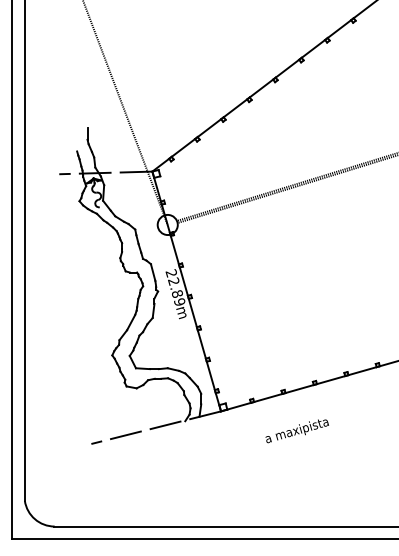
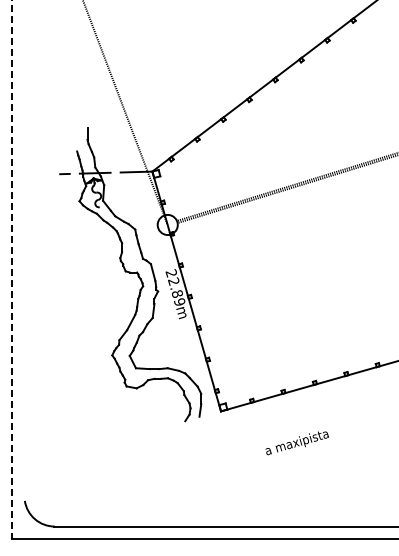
line: present -> none (24, 251)
line: solid -> dashed (12, 270)
line: present -> none (156, 427)
text position: (296, 431) -> (296, 443) (296, 443)
